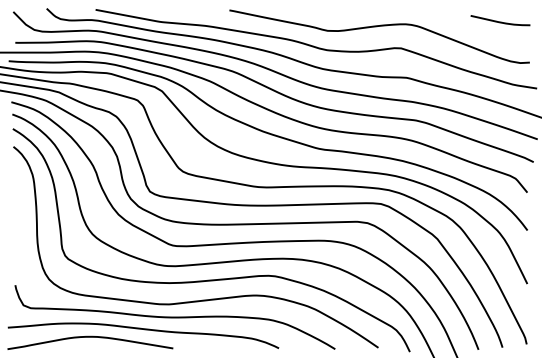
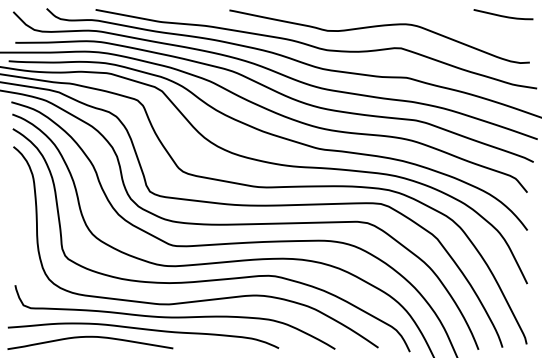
curve position: (500, 21) -> (503, 15) (503, 15)
